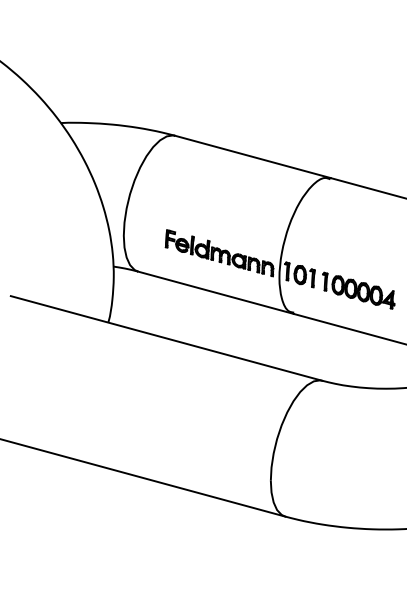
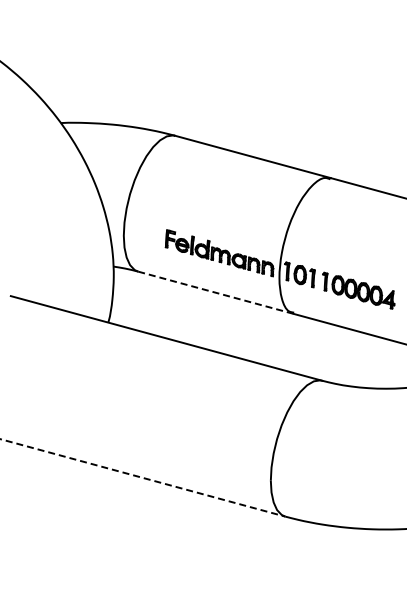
line: solid -> dashed (216, 292)
line: solid -> dashed (143, 478)
